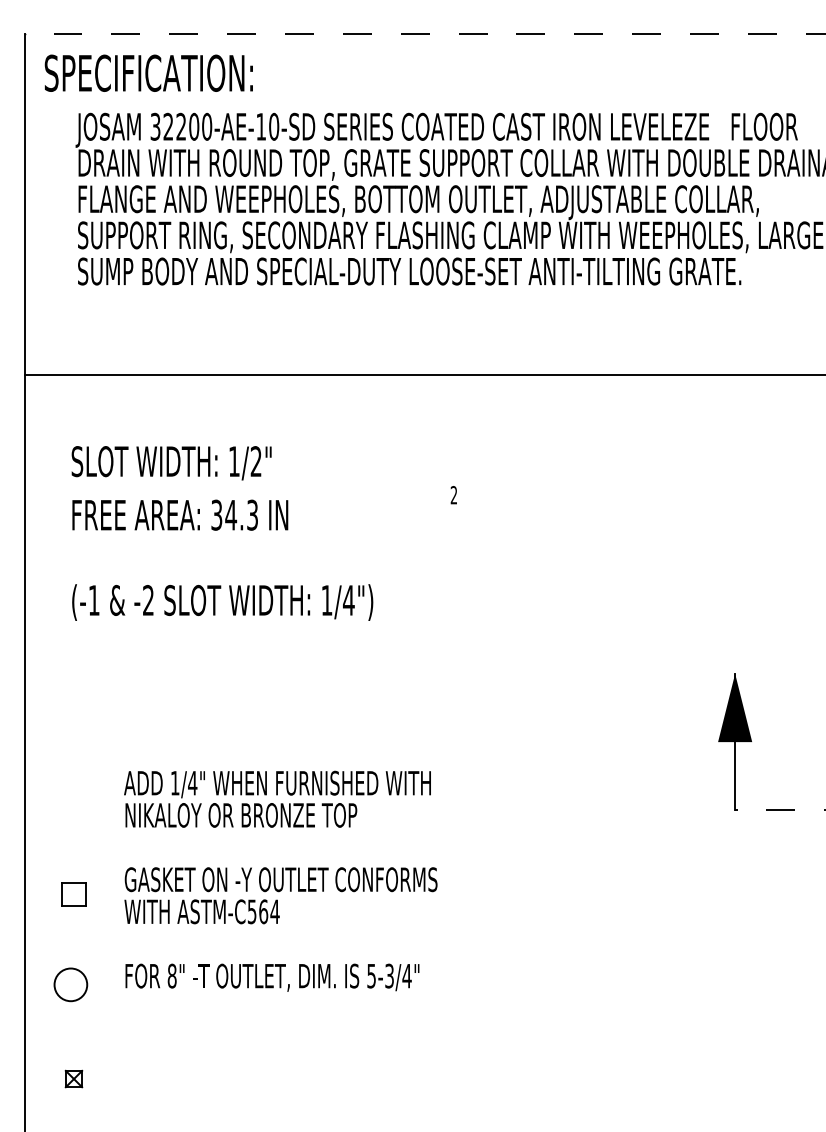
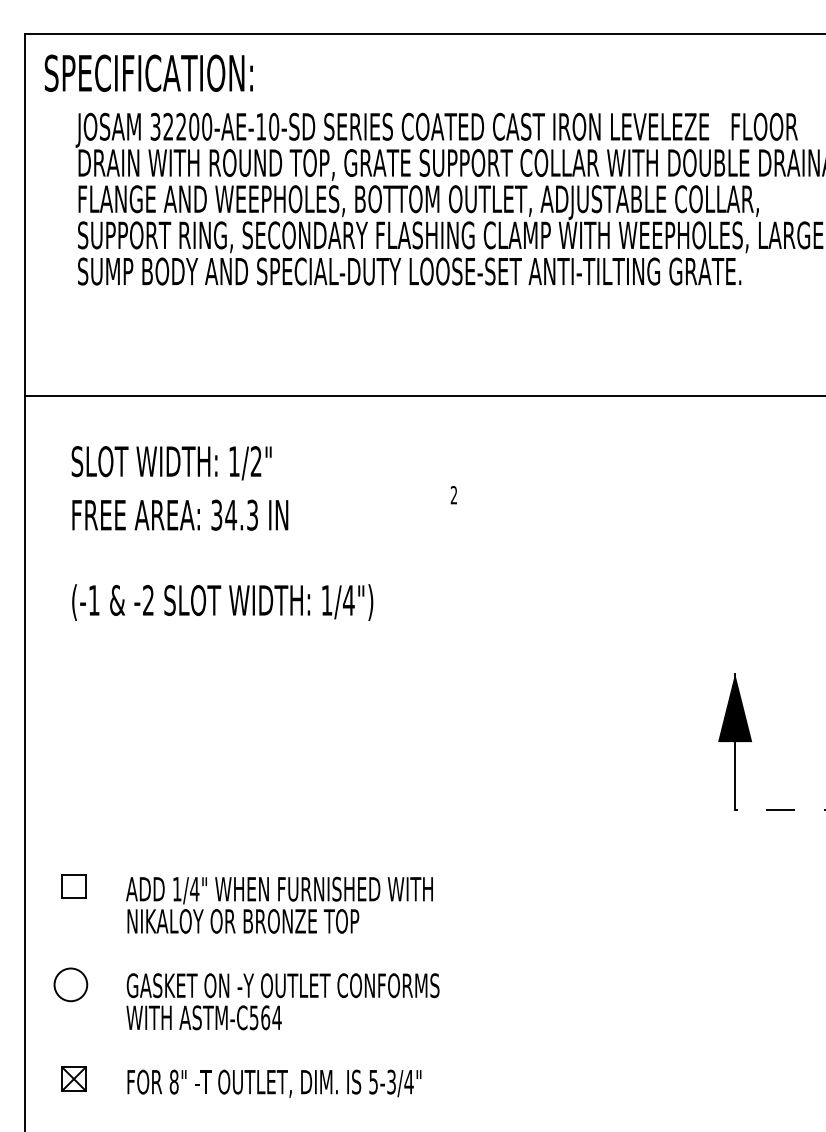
line: dashed -> solid (424, 33)
line position: (423, 374) -> (423, 395) (423, 395)
text position: (280, 880) -> (282, 986) (282, 986)
part position: (73, 894) -> (73, 886) (73, 886)
part size: 20x20 px -> 26x26 px (73, 1078)
